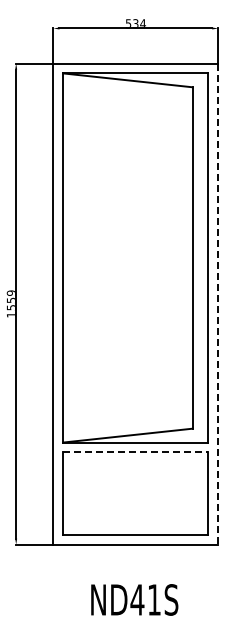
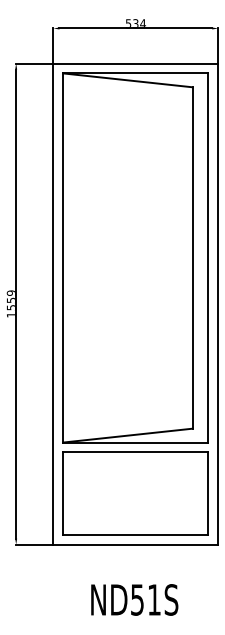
line: dashed -> solid (218, 304)
line: dashed -> solid (135, 452)
text: ND41S -> ND51S (137, 599)
